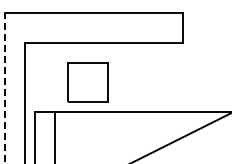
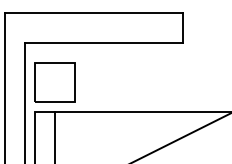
part position: (87, 82) -> (54, 82) (54, 82)
line: dashed -> solid (5, 88)
